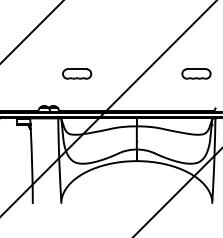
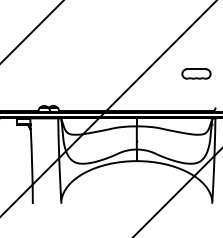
part: present -> none (77, 73)
